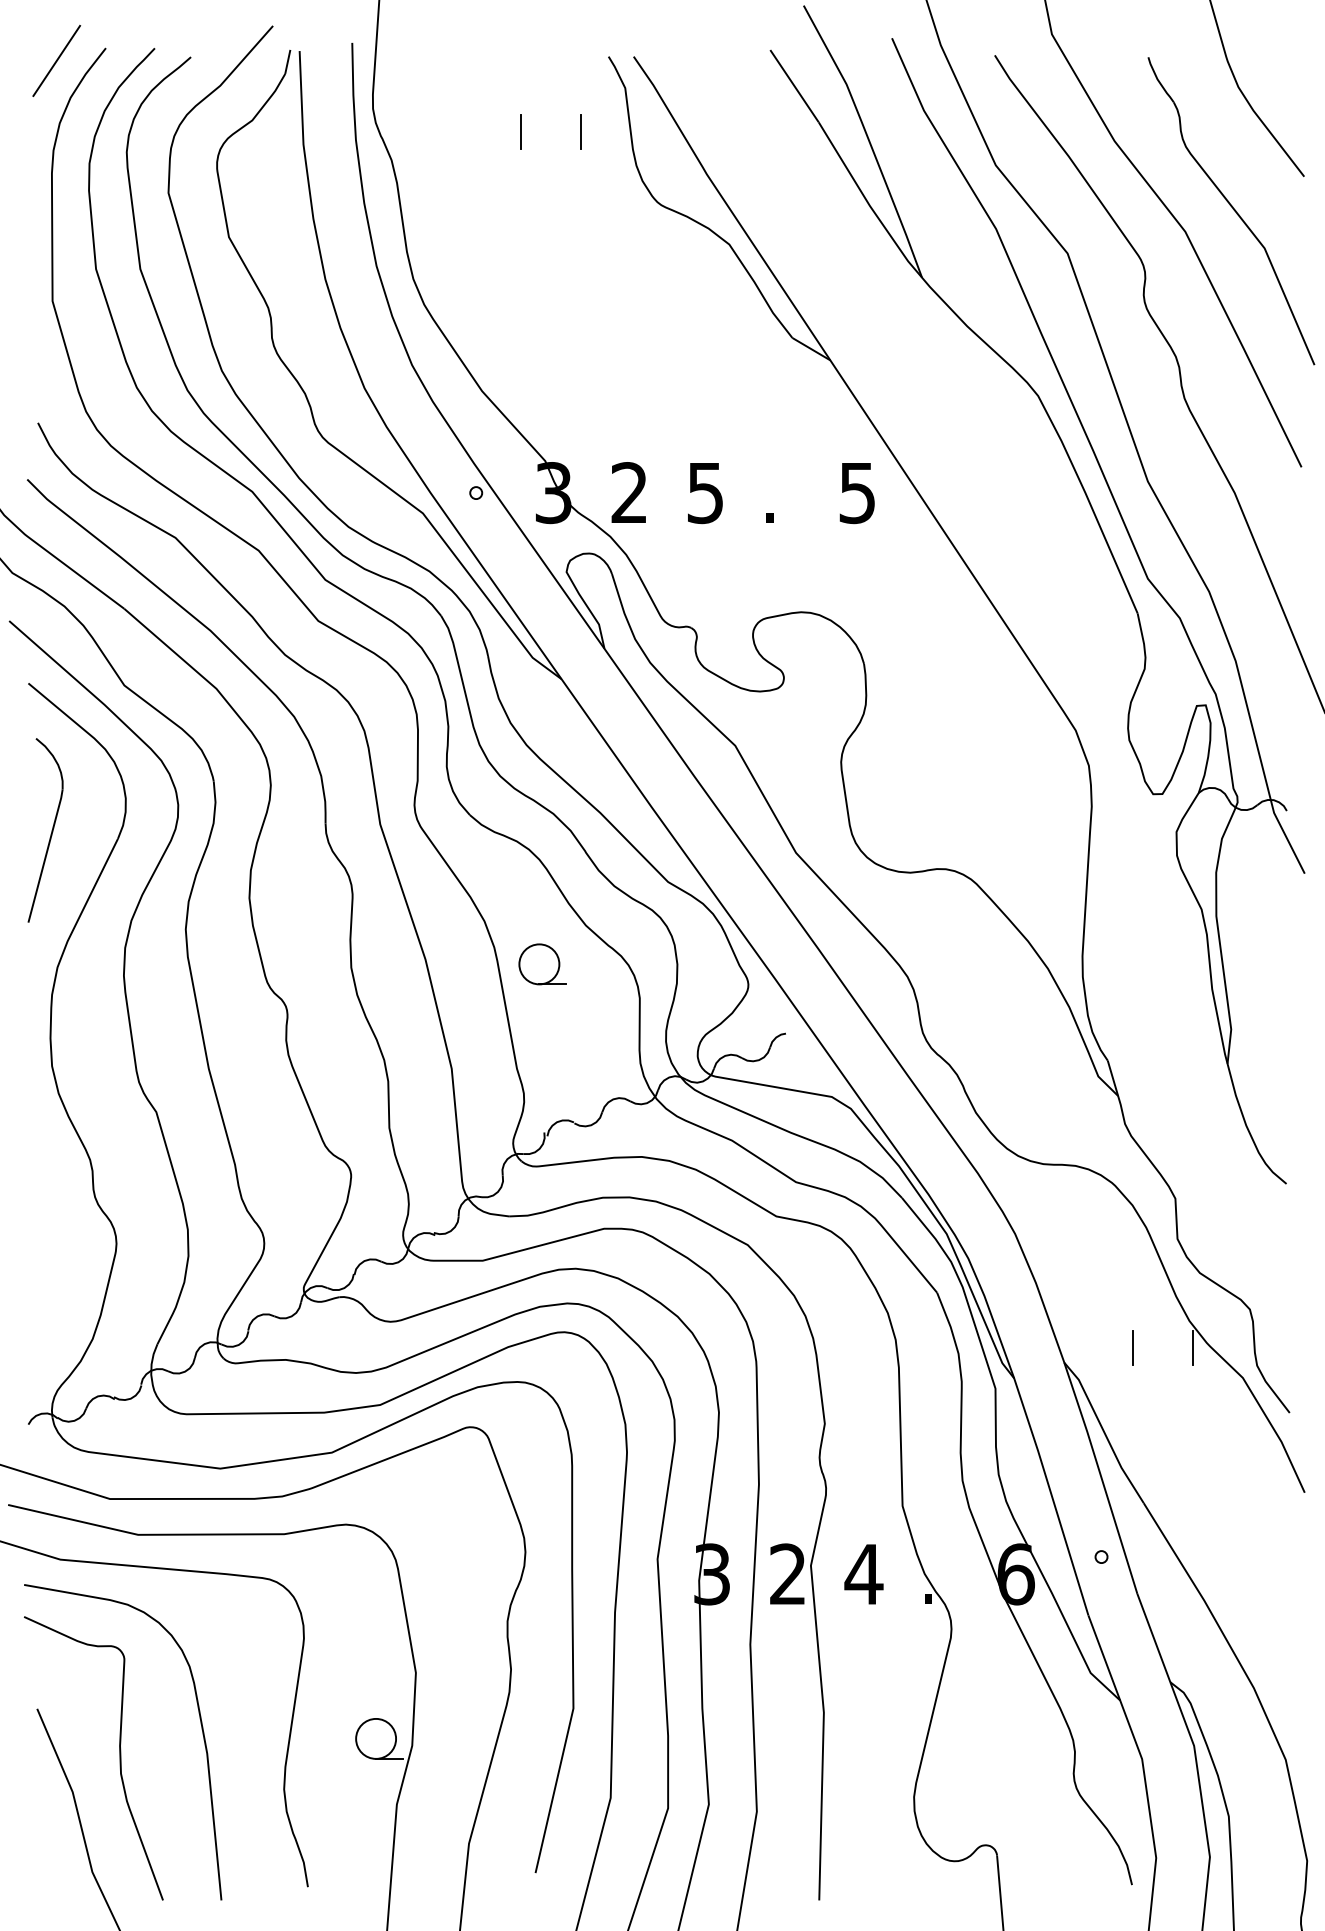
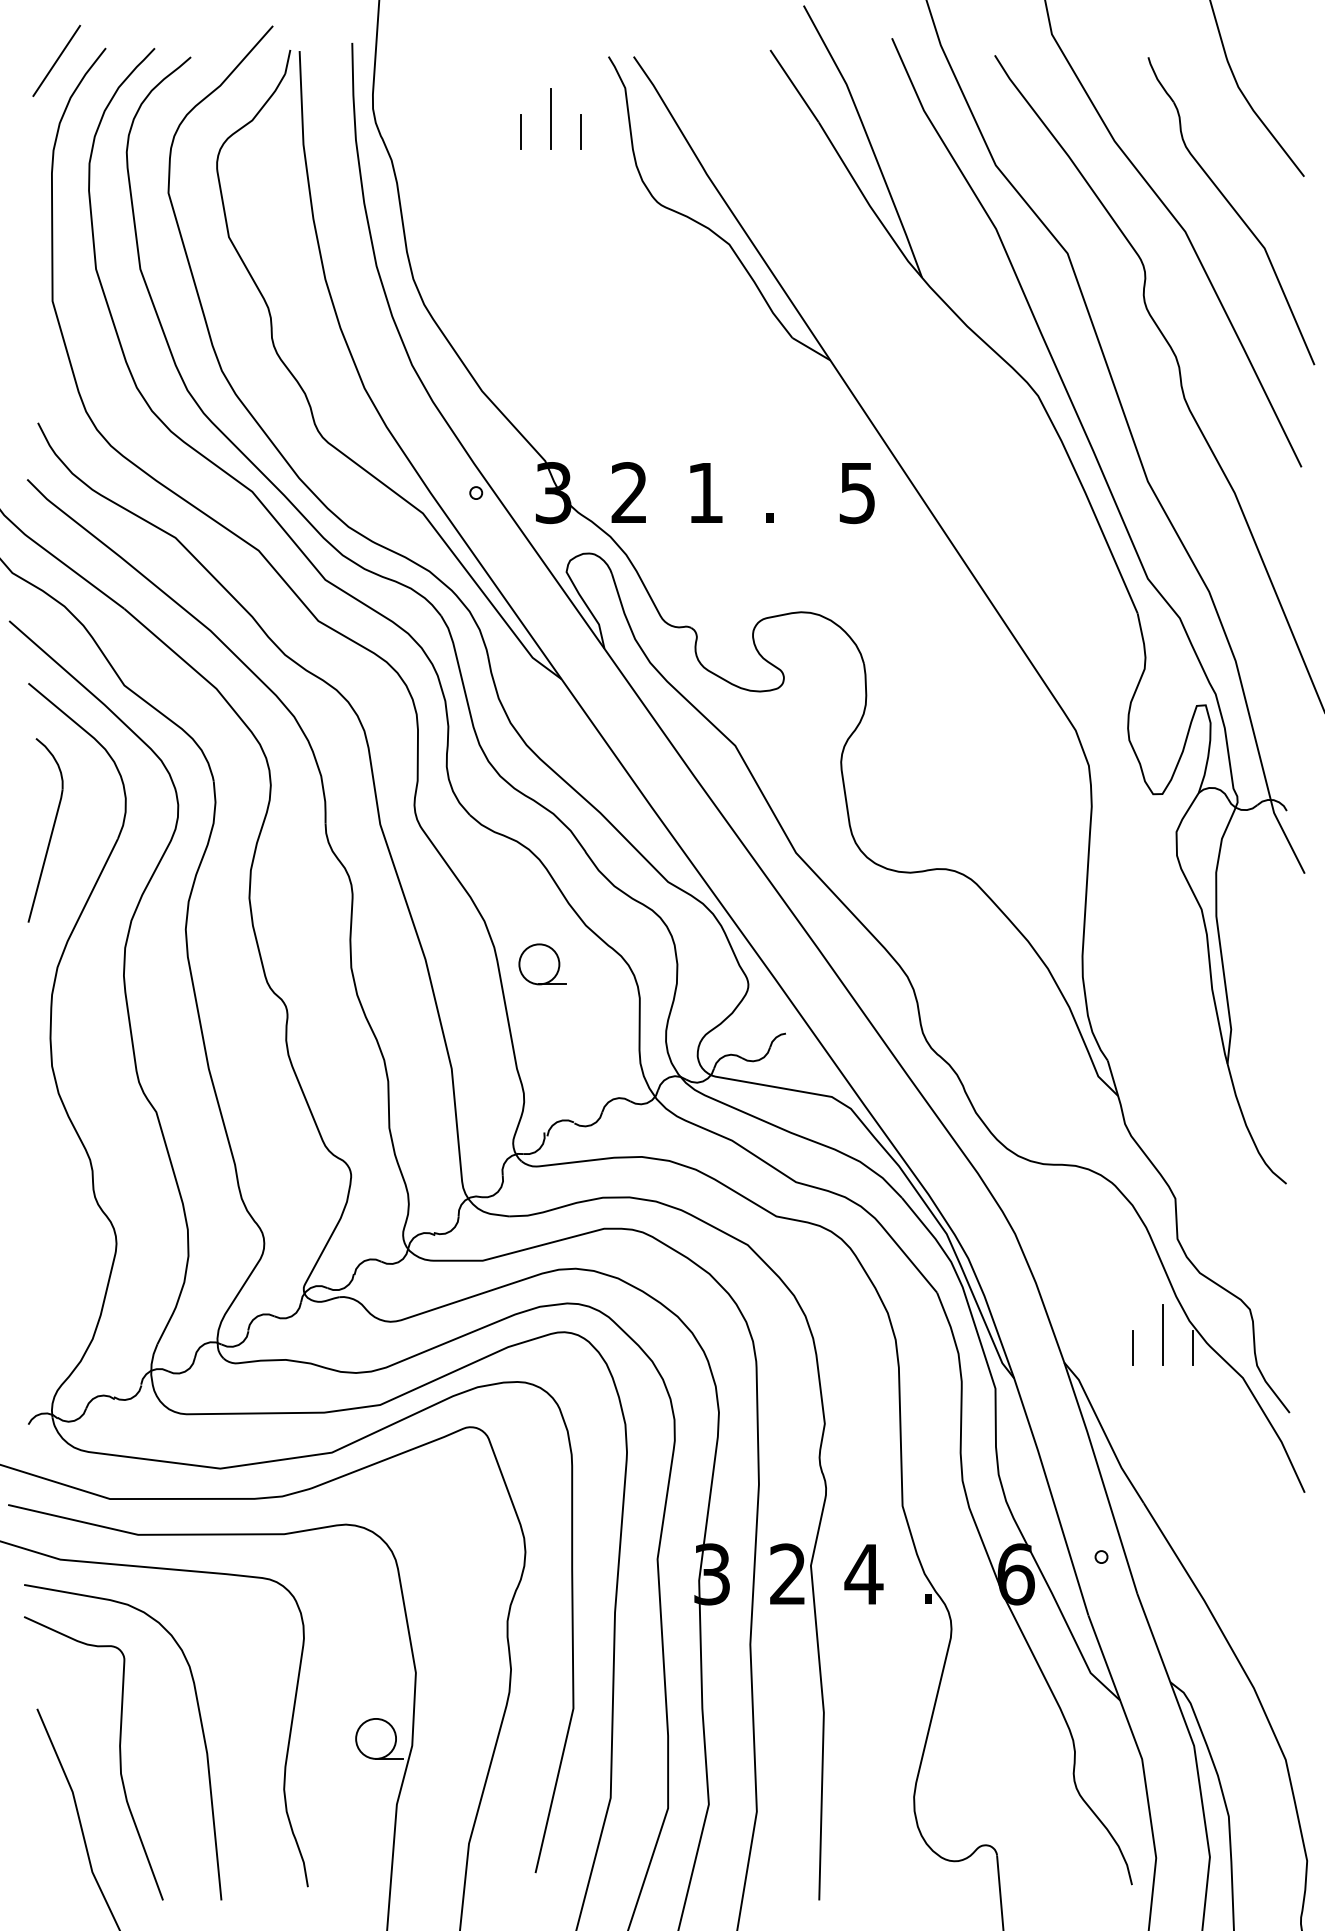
line: none -> present (550, 118)
text: 5 -> 1 (705, 493)
line: none -> present (1162, 1334)
